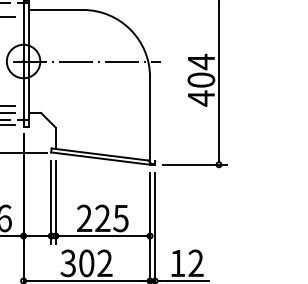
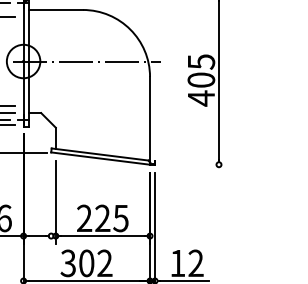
text: 404 -> 405 (201, 61)
line: present -> none (195, 164)
line: present -> none (51, 202)
